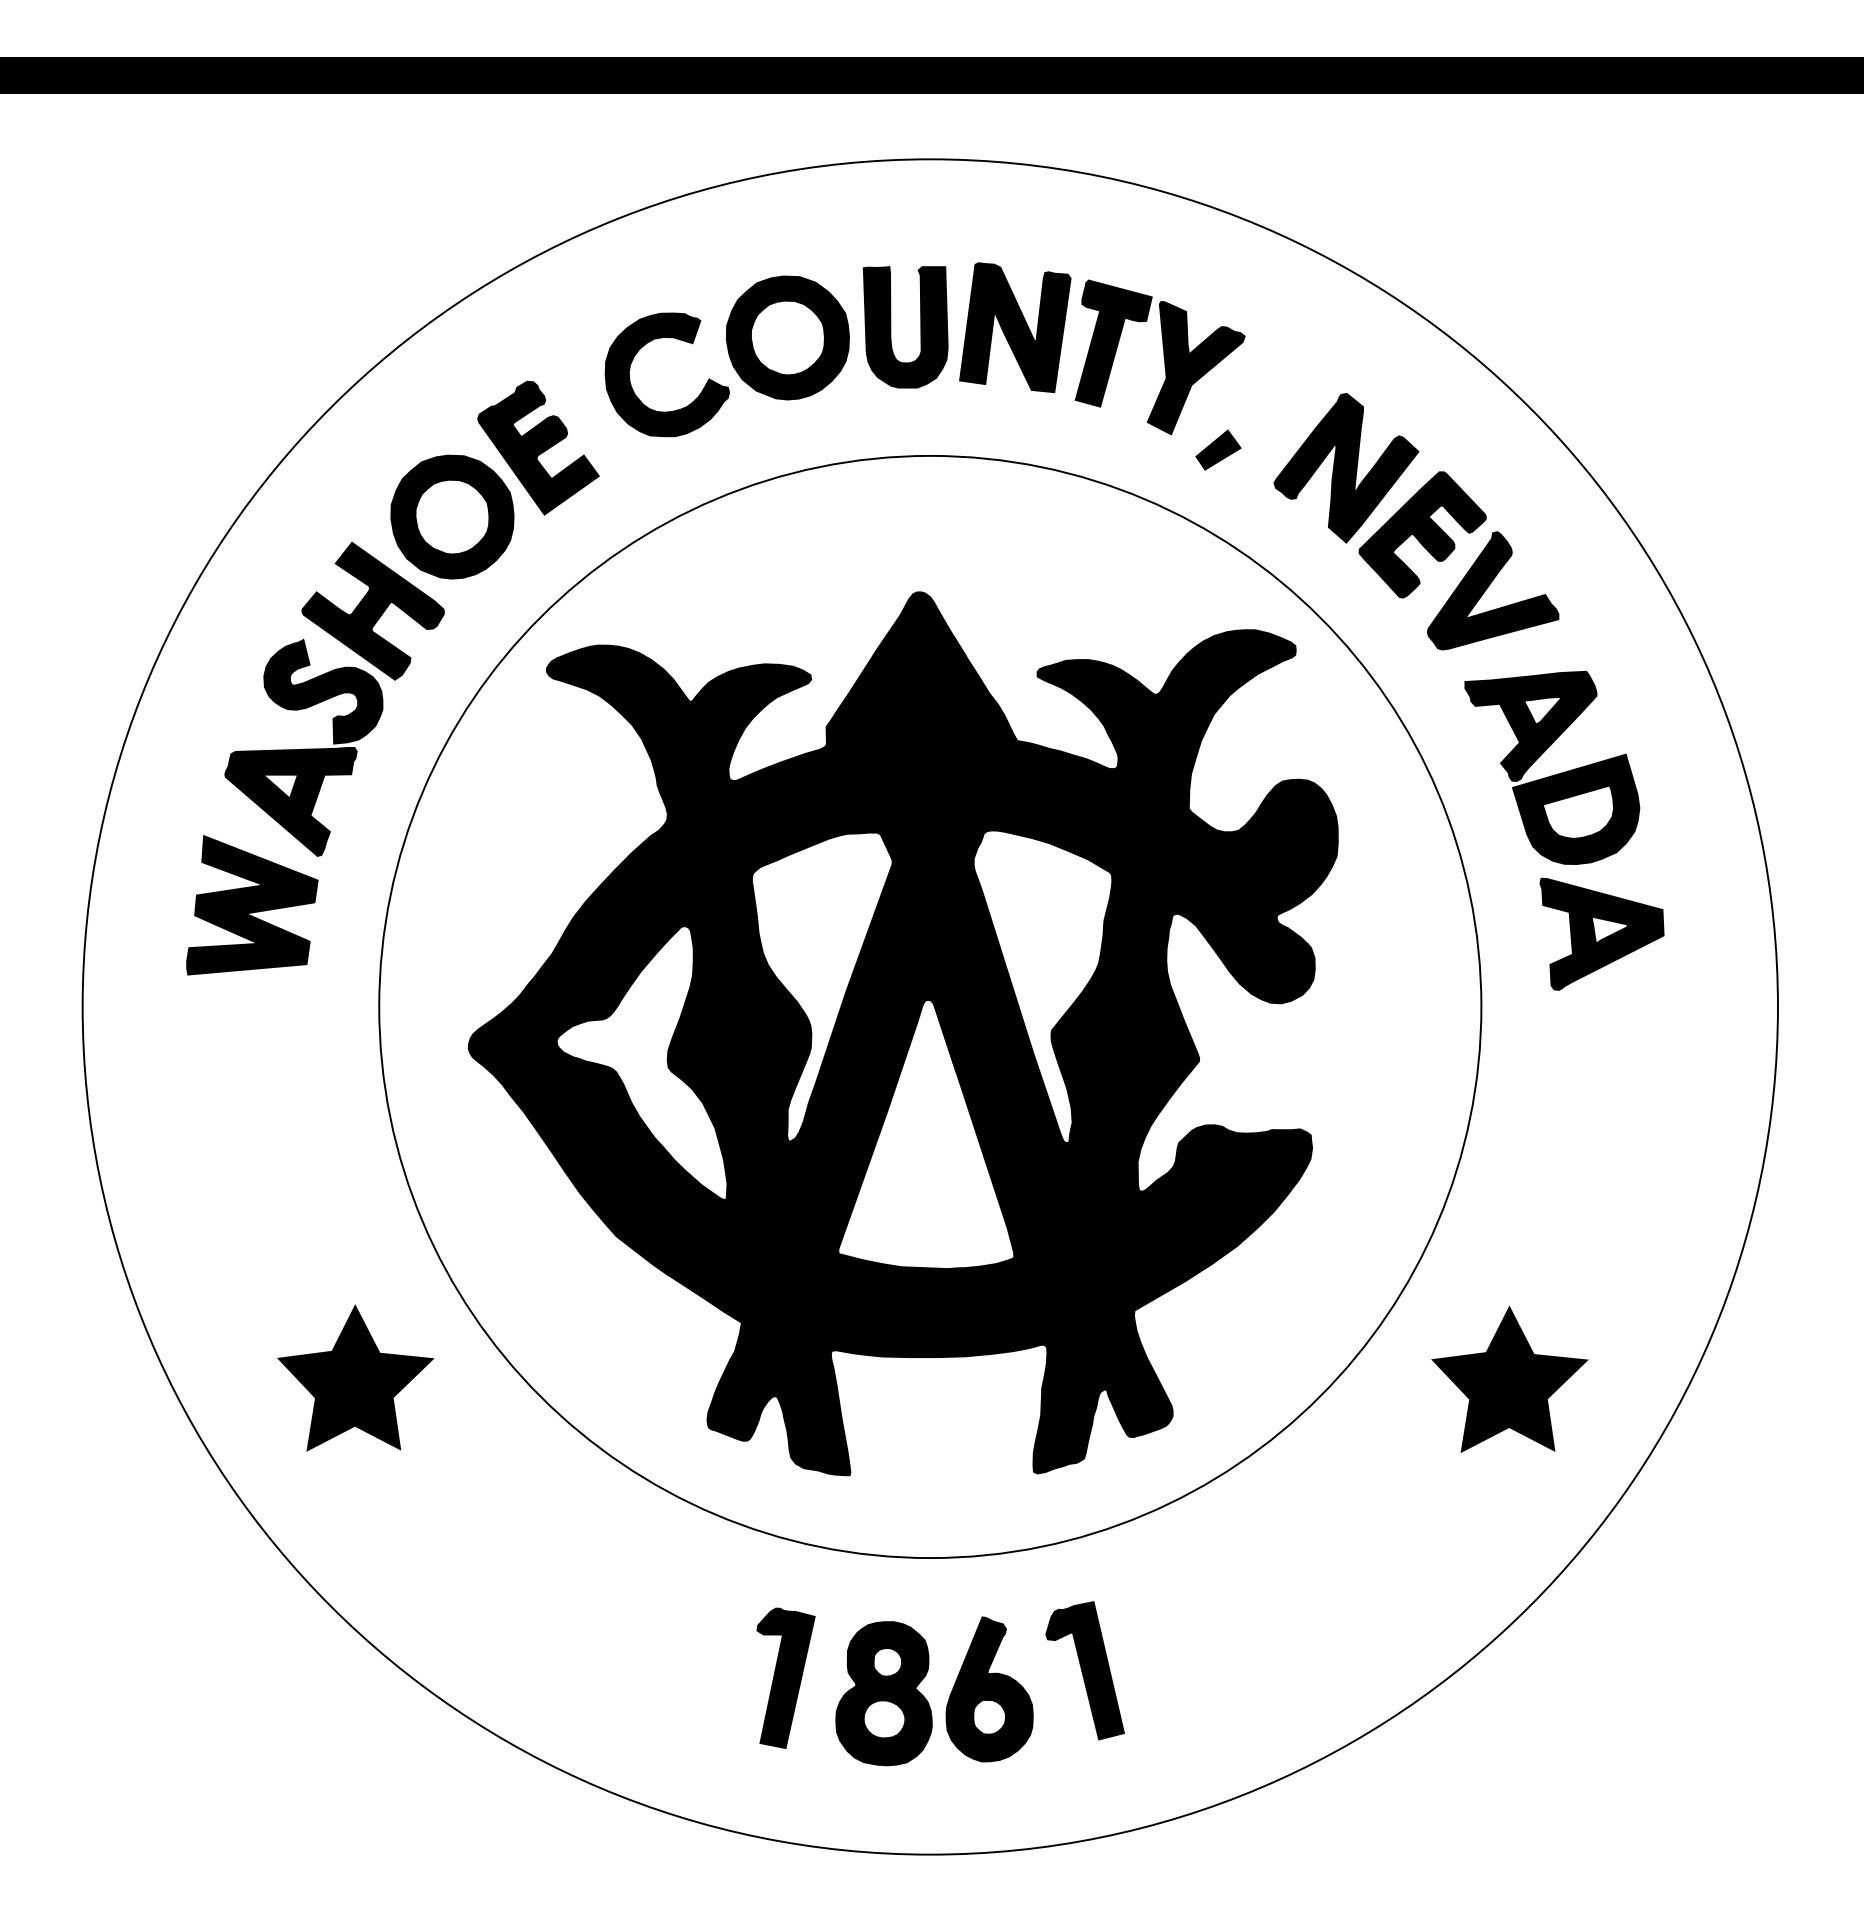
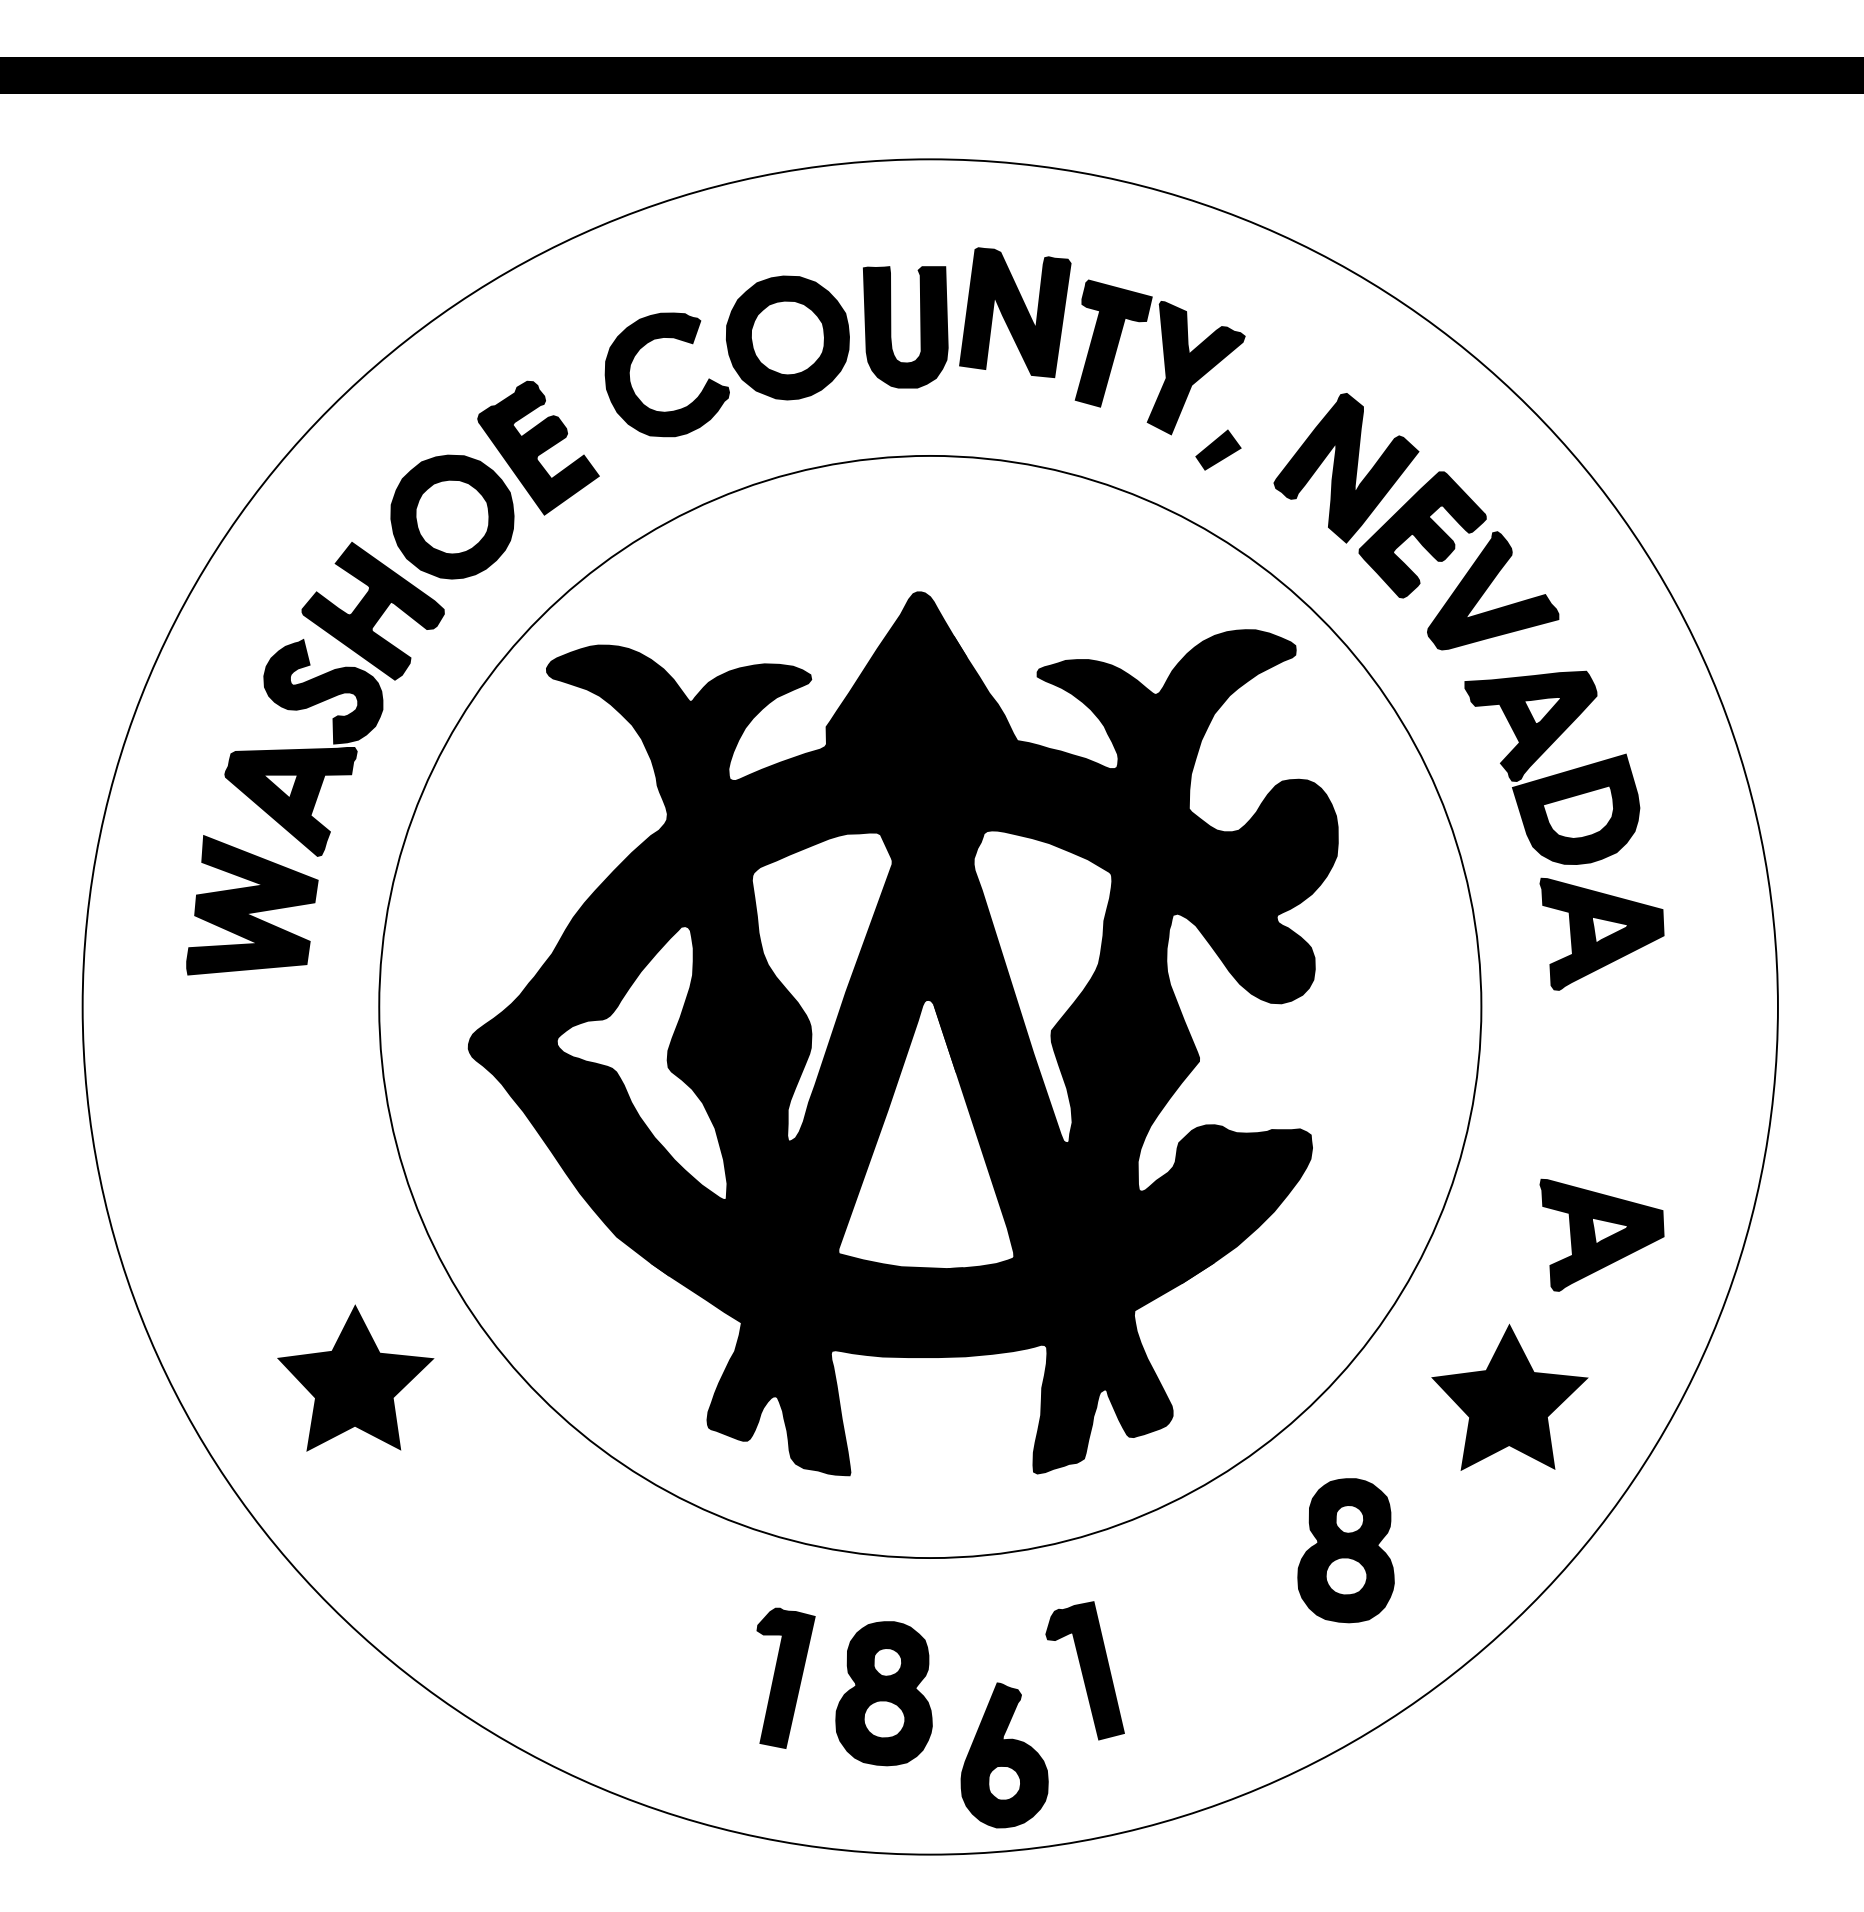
part position: (1015, 327) -> (1015, 312) (1015, 312)
part: none -> present (1601, 1234)
part position: (1509, 1378) -> (1509, 1396) (1509, 1396)
part: none -> present (1345, 1550)
part position: (989, 1689) -> (1004, 1755) (1004, 1755)
